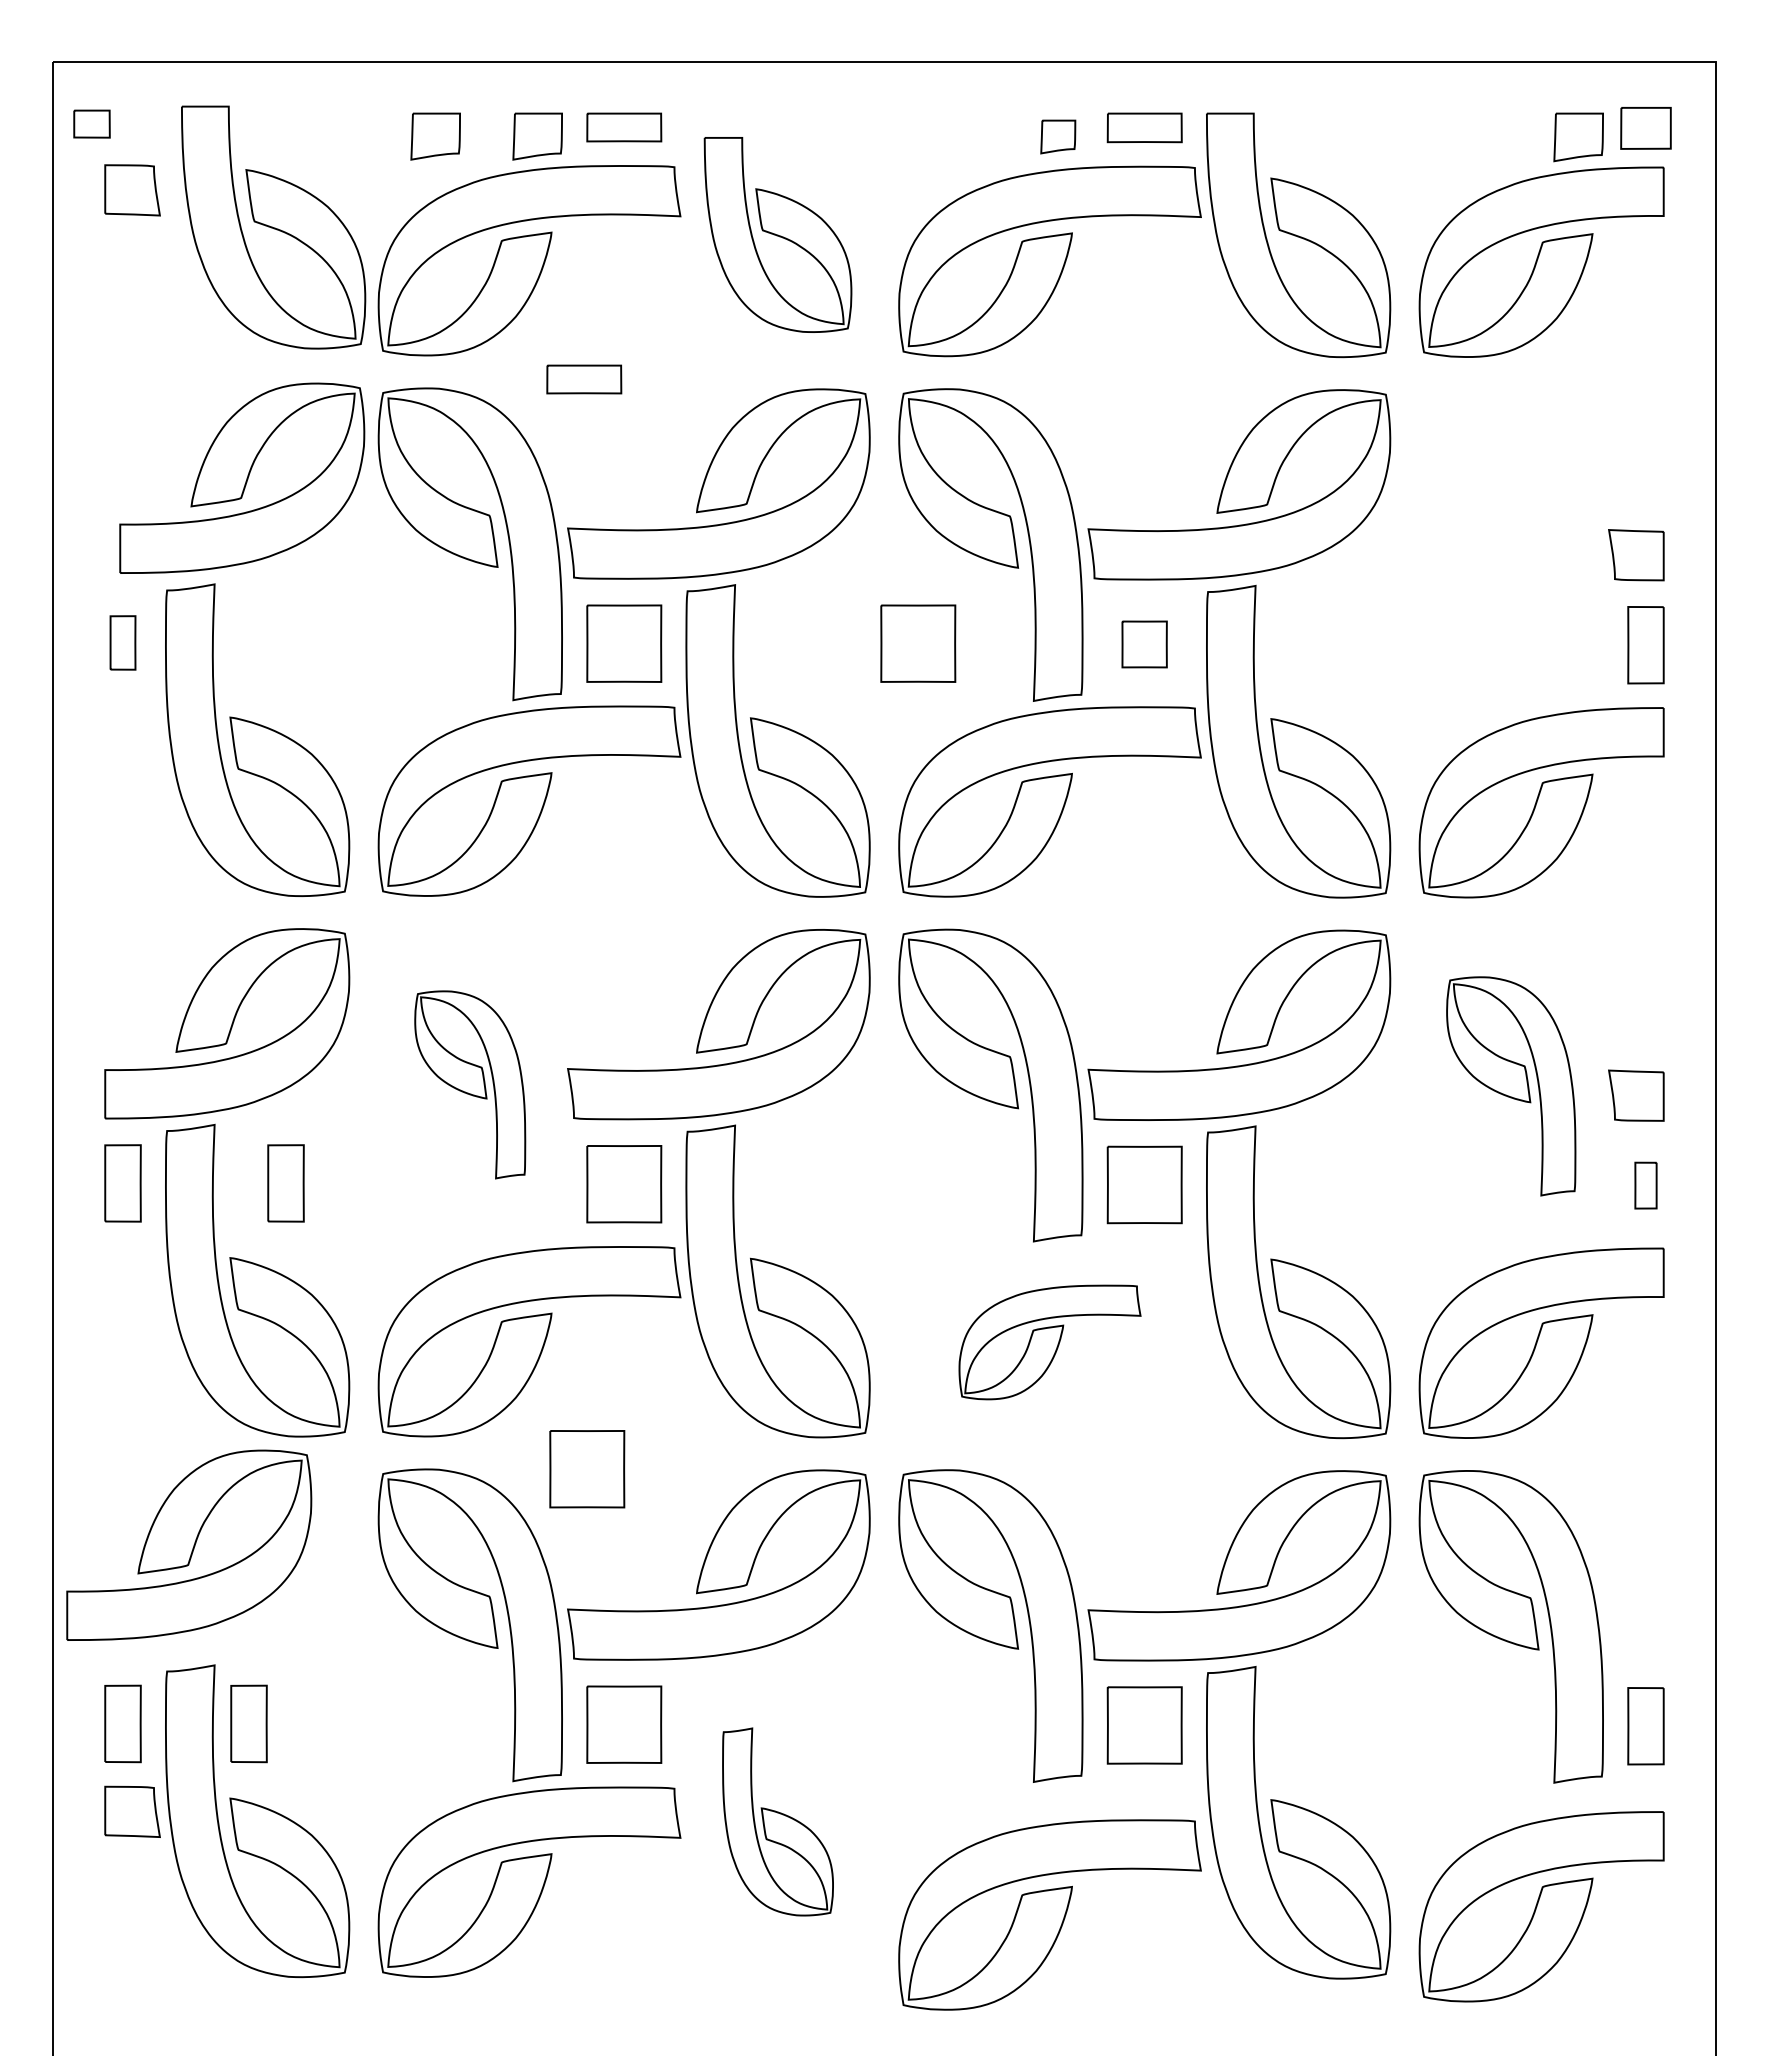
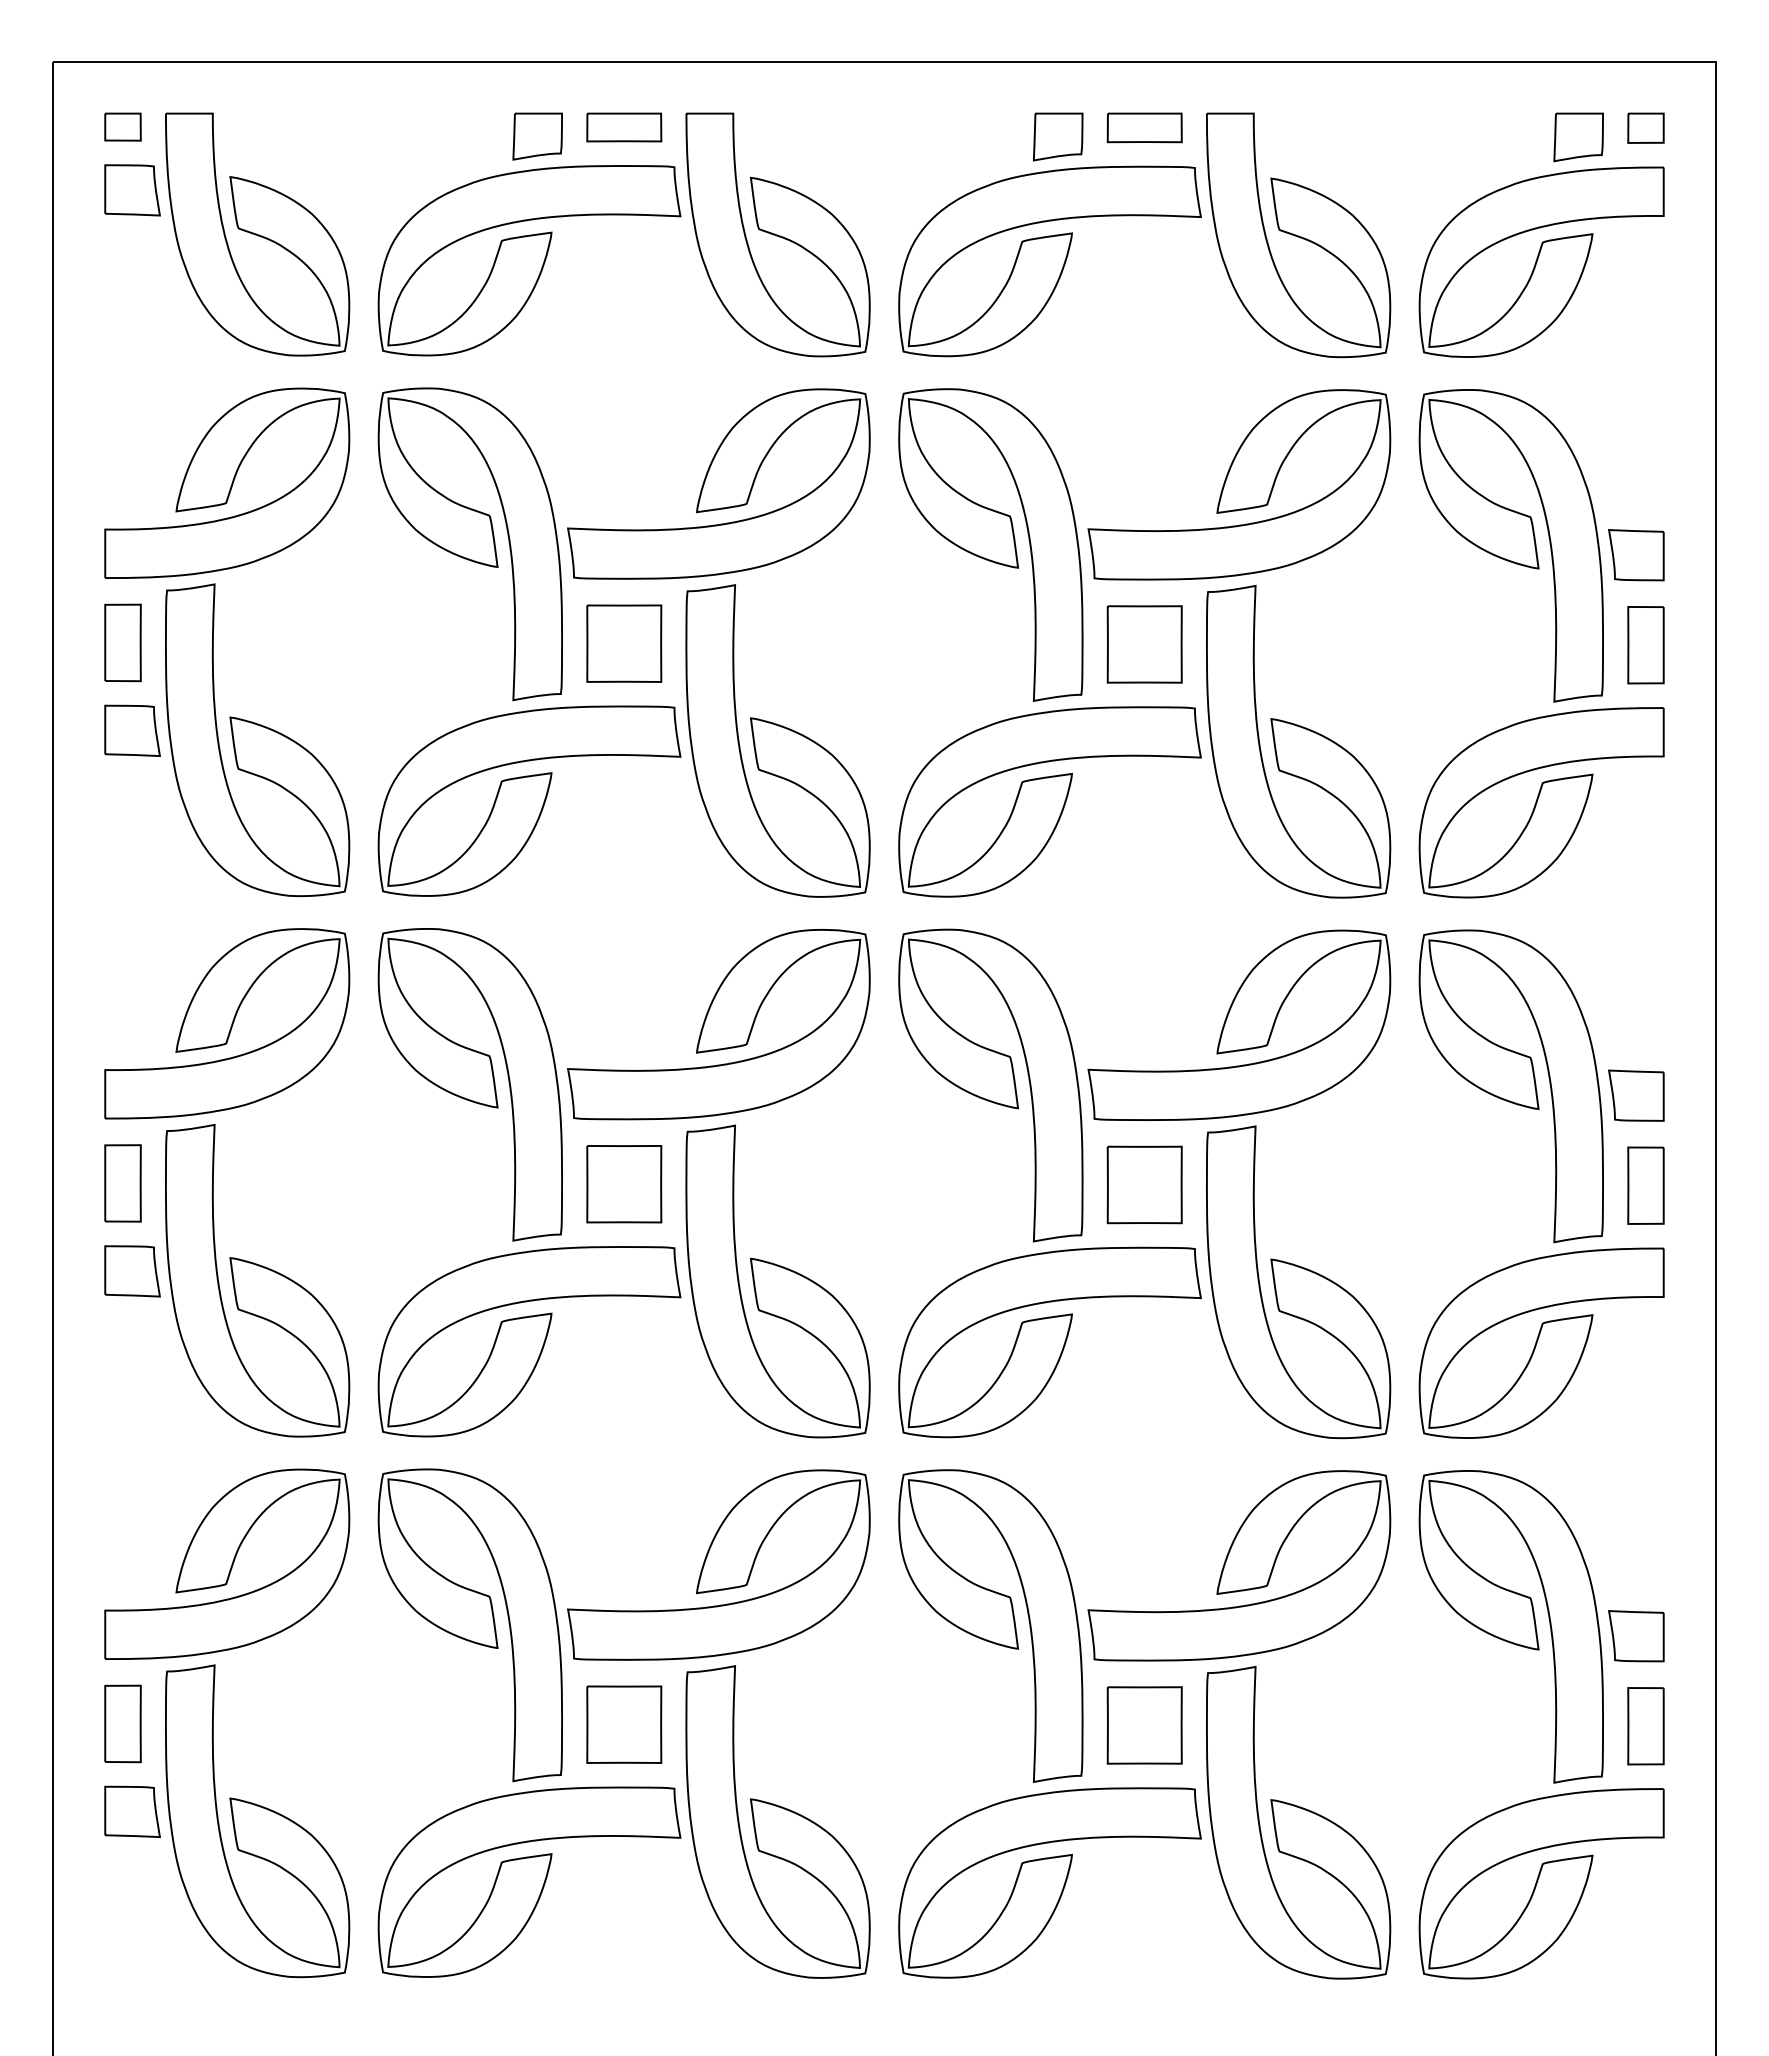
part position: (91, 123) -> (122, 126) (122, 126)
part size: 52x43 px -> 38x32 px (1645, 127)
part: present -> none (435, 136)
part size: 37x36 px -> 51x50 px (1058, 136)
part position: (273, 227) -> (257, 234) (257, 234)
part size: 150x196 px -> 186x246 px (777, 234)
part: present -> none (584, 379)
part position: (242, 477) -> (227, 482) (227, 482)
part: none -> present (1510, 545)
part size: 28x56 px -> 38x80 px (122, 642)
part: present -> none (918, 643)
part size: 47x49 px -> 77x79 px (1144, 644)
part: none -> present (132, 730)
part size: 113x190 px -> 186x314 px (469, 1084)
part size: 131x221 px -> 186x315 px (1510, 1086)
part: present -> none (285, 1183)
part size: 24x49 px -> 38x79 px (1645, 1185)
part: none -> present (132, 1271)
part size: 184x117 px -> 304x193 px (1049, 1342)
part: present -> none (587, 1469)
part position: (189, 1544) -> (227, 1563) (227, 1563)
part: none -> present (1636, 1636)
part: present -> none (248, 1723)
part size: 112x190 px -> 186x314 px (777, 1821)
part position: (1541, 1906) -> (1541, 1883) (1541, 1883)
part position: (1049, 1914) -> (1049, 1882) (1049, 1882)
